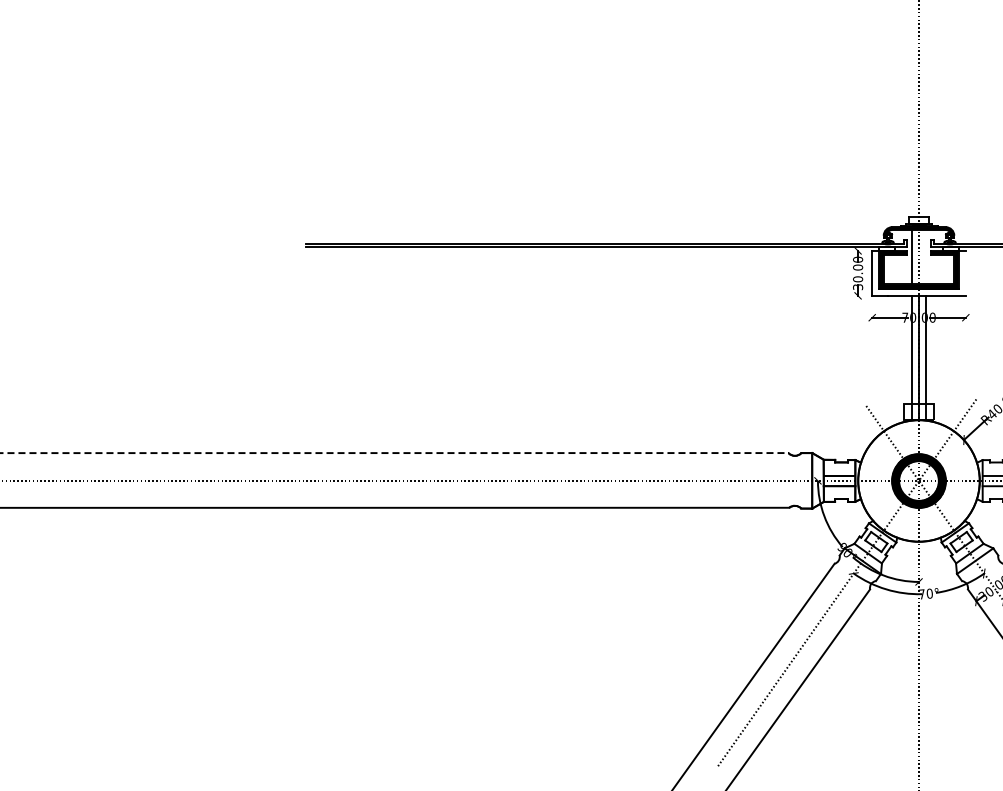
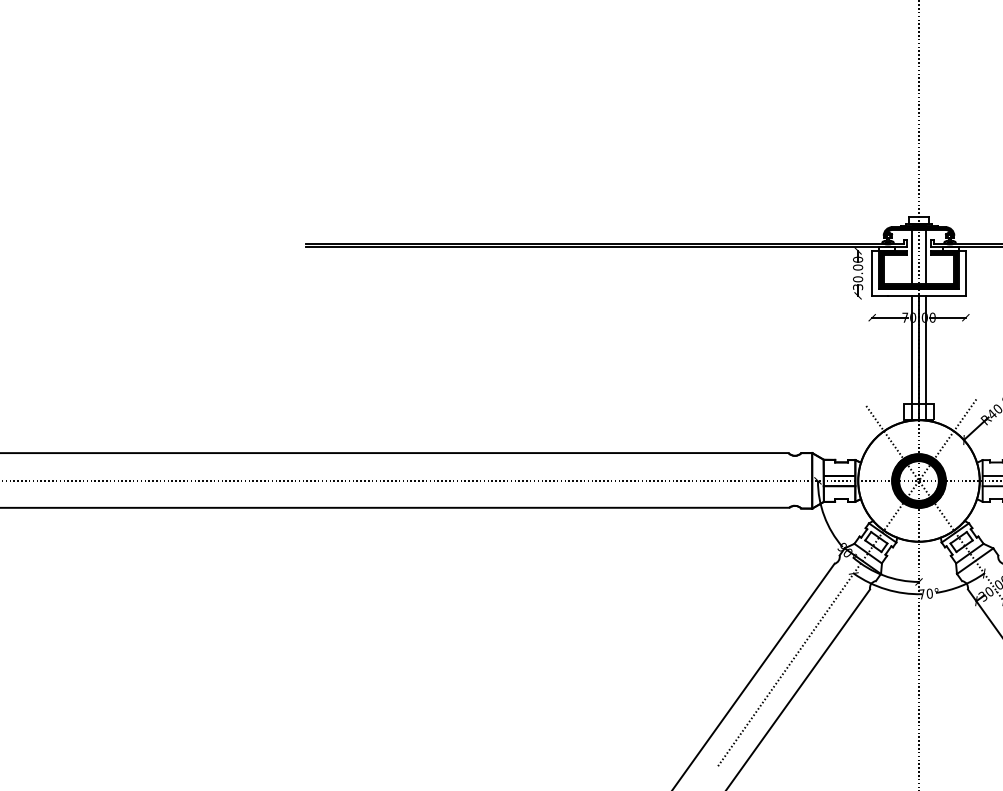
line: none -> present (926, 257)
line: none -> present (965, 272)
line: dashed -> solid (394, 453)
